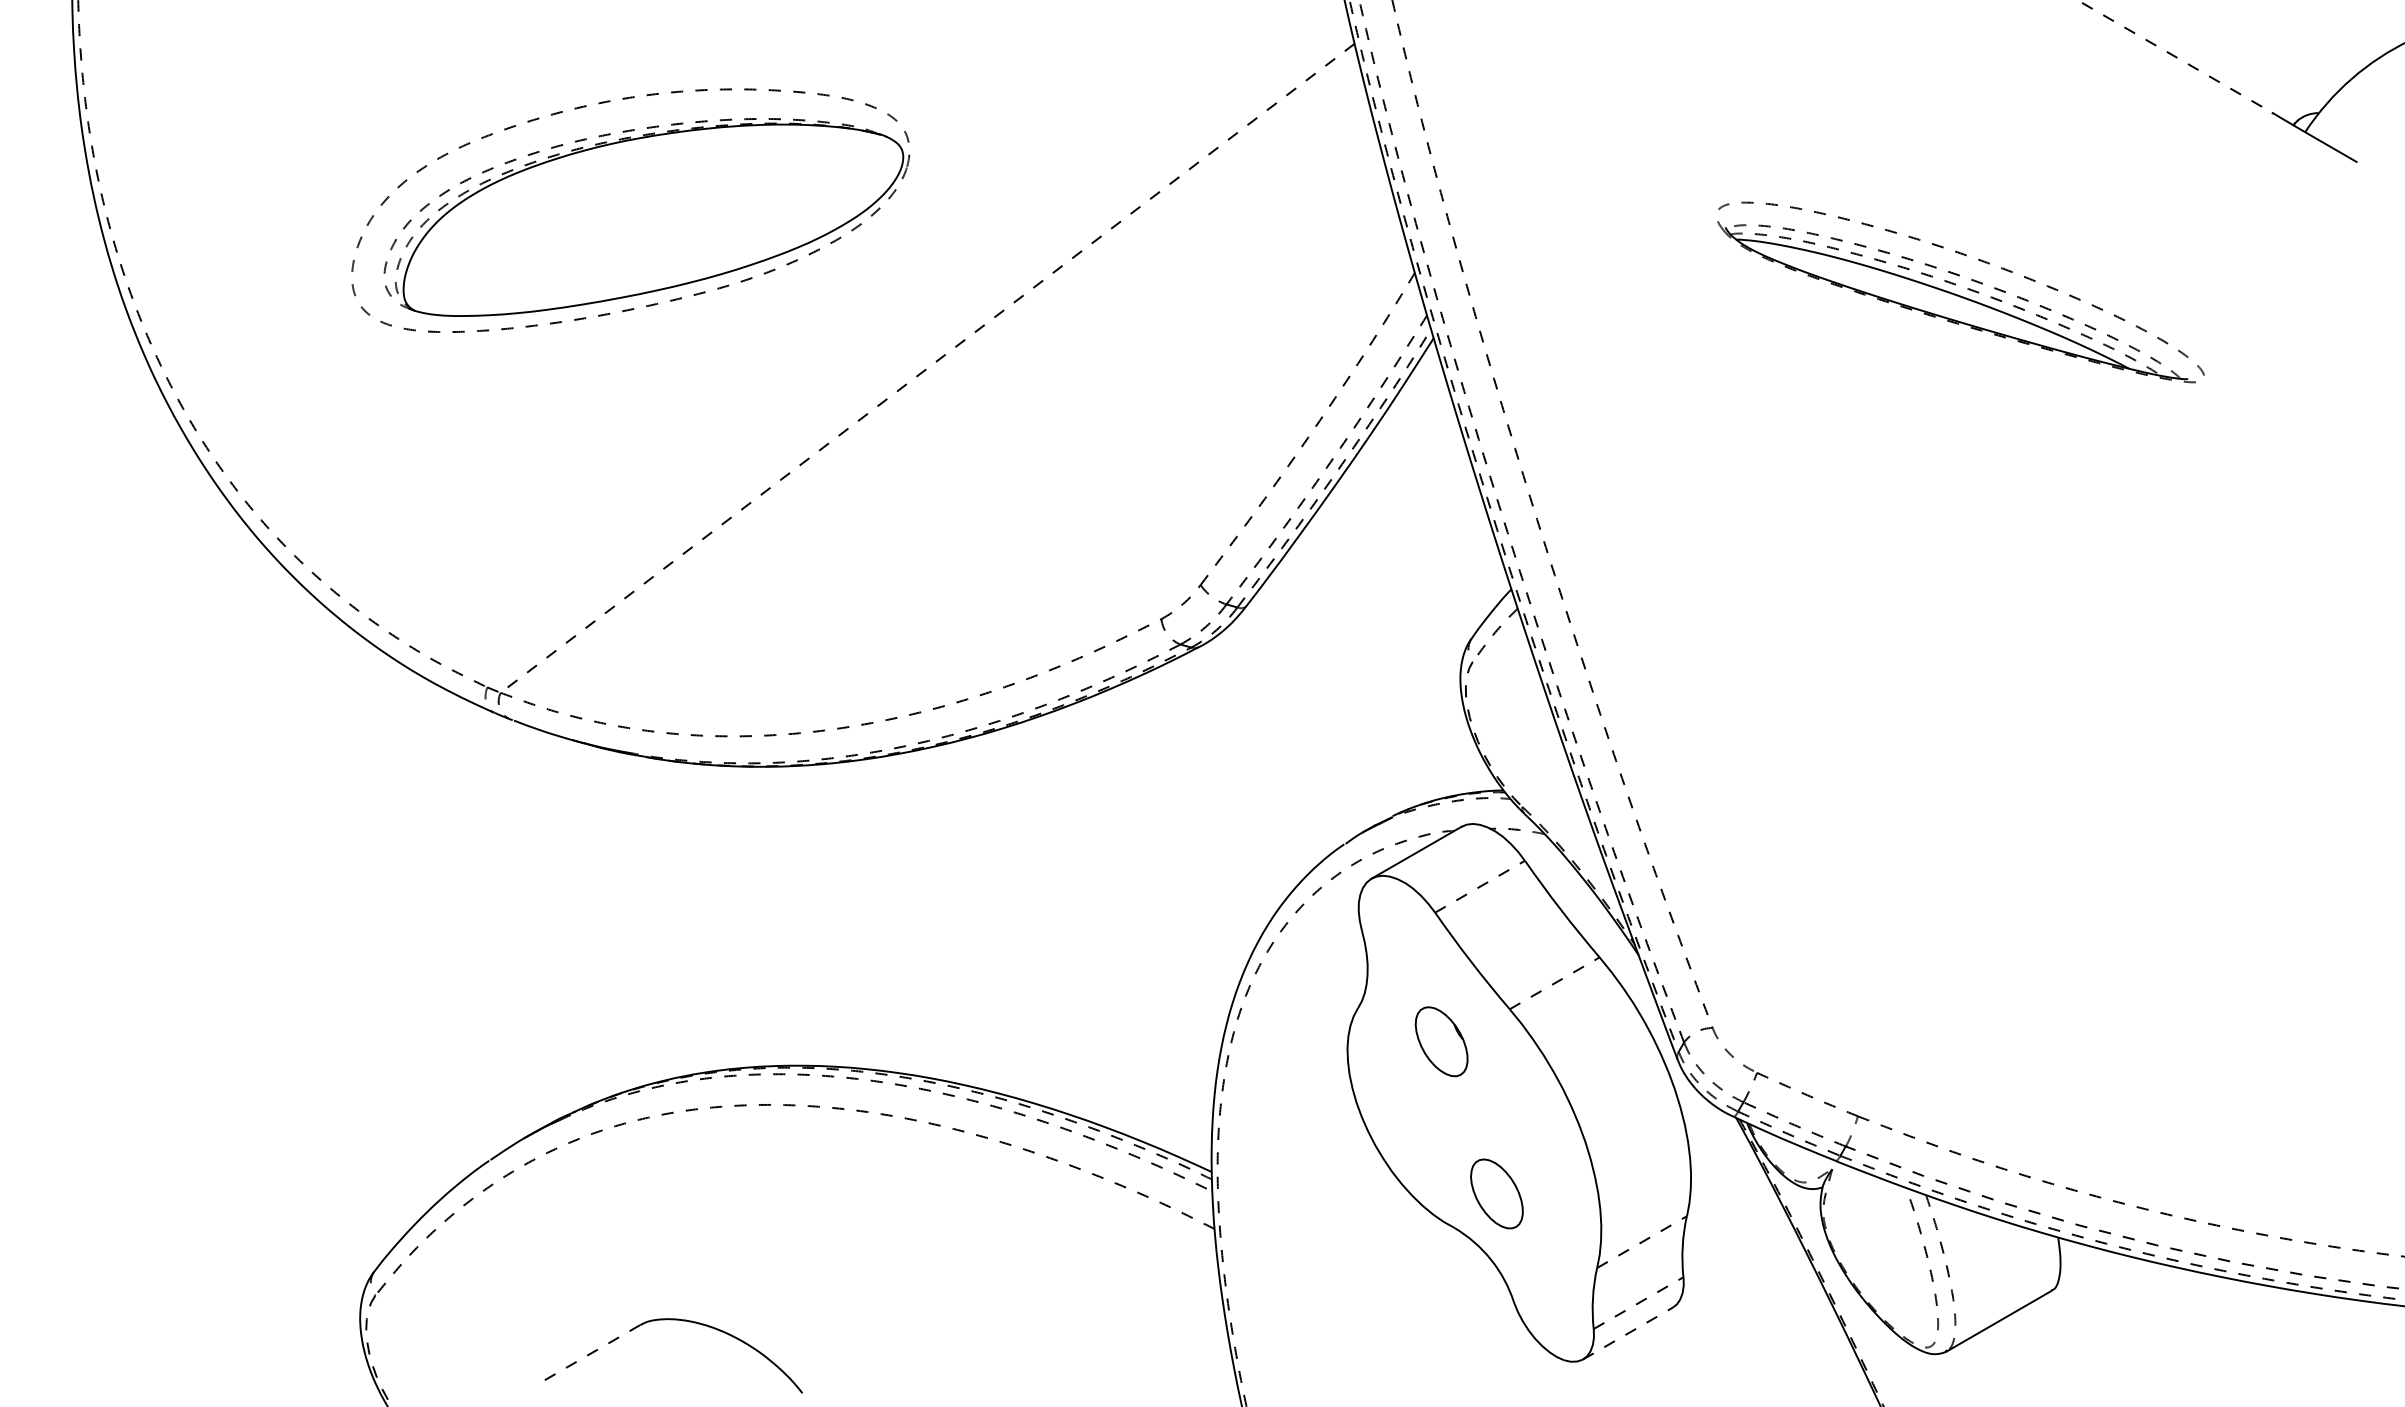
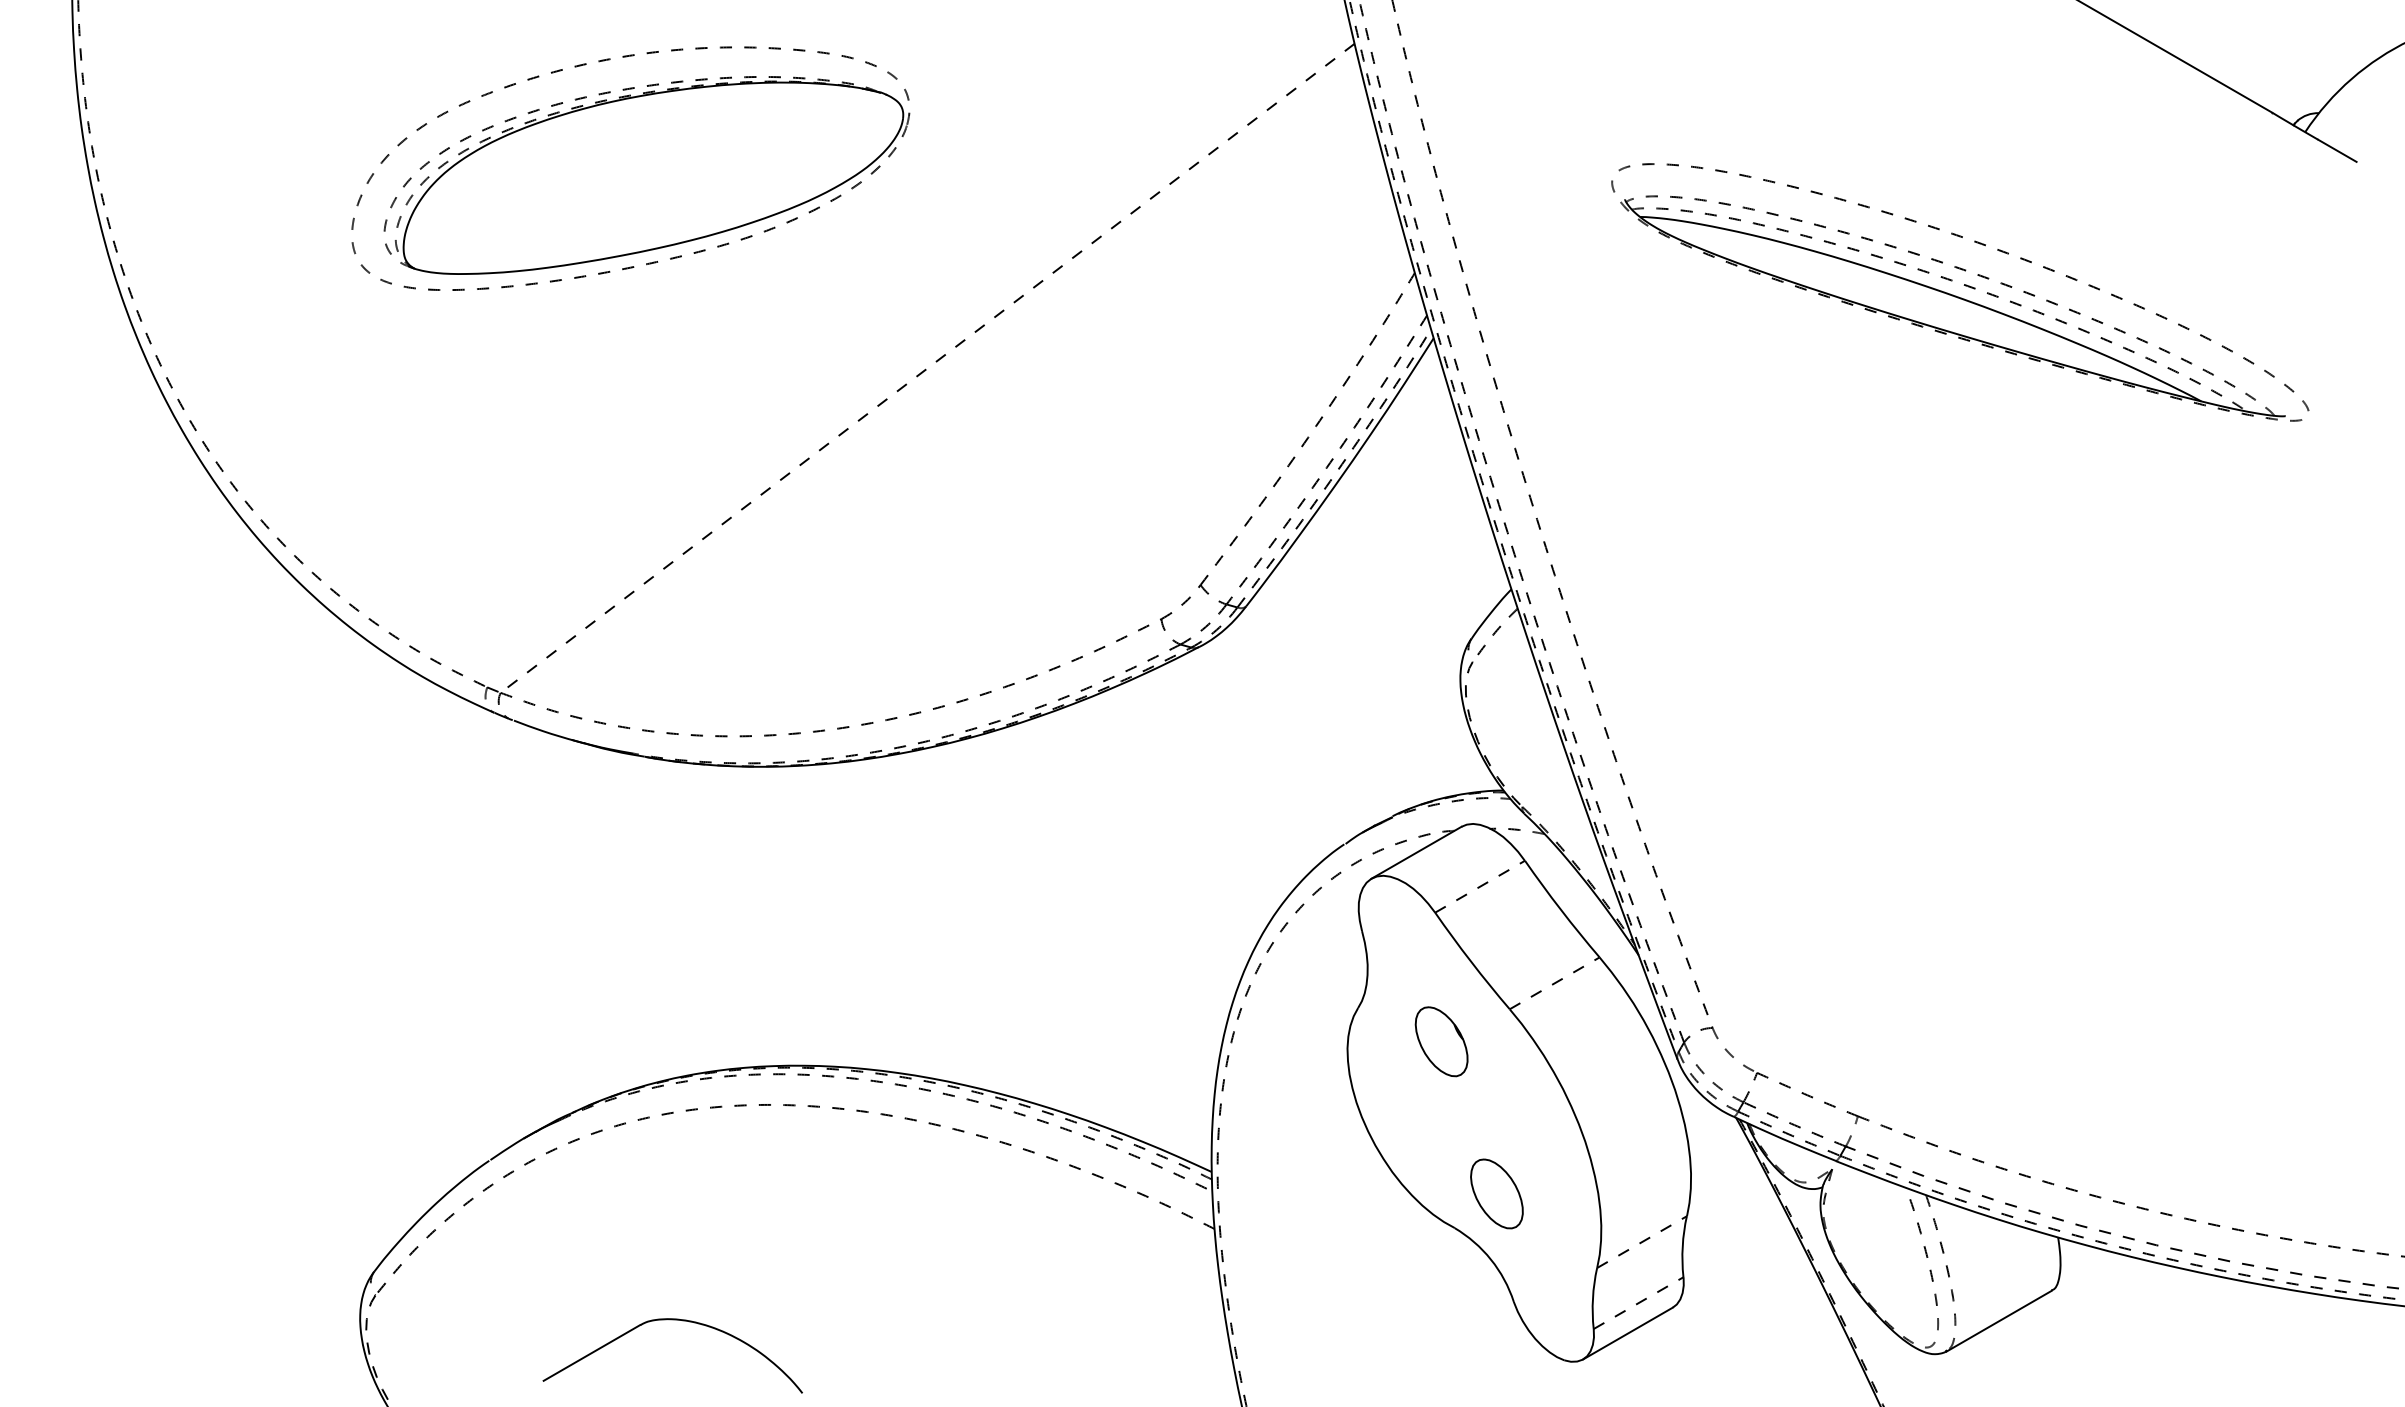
line: dashed -> solid (2175, 56)
part position: (630, 210) -> (630, 168) (630, 168)
part size: 488x183 px -> 699x259 px (1960, 292)
line: dashed -> solid (1627, 1333)
line: dashed -> solid (591, 1352)
